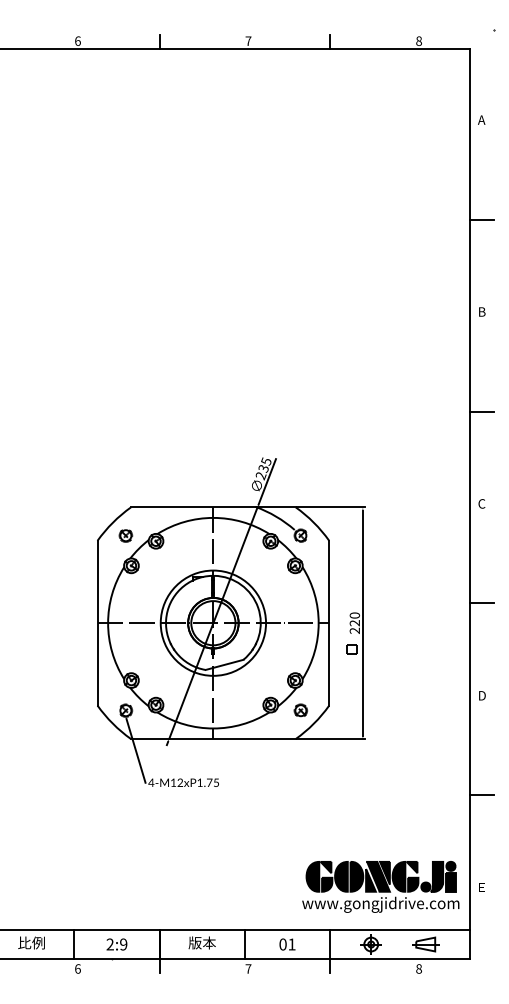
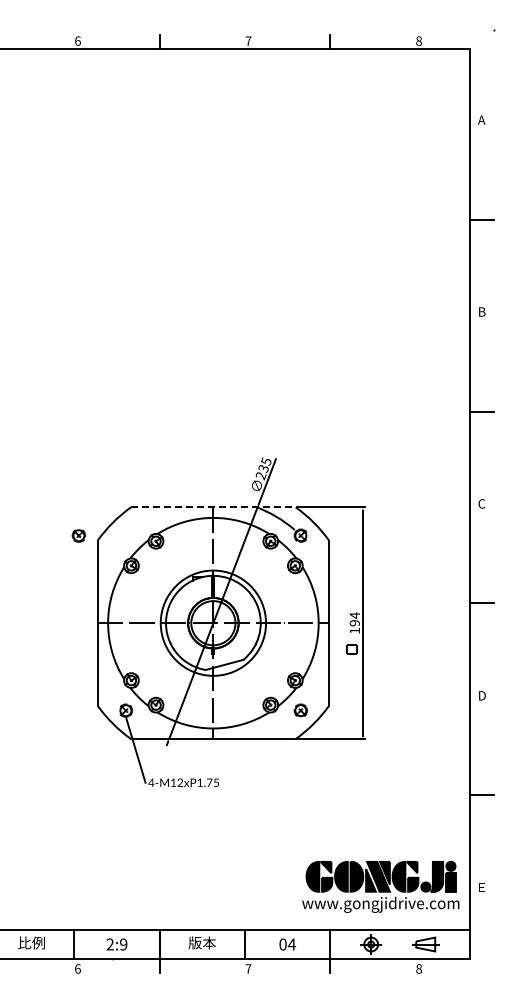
line: solid -> dashed (213, 507)
part position: (125, 535) -> (78, 535) (78, 535)
text: 220 -> 194 (354, 622)
text: 01 -> 04 (291, 944)
